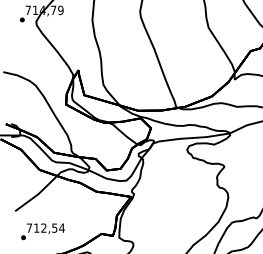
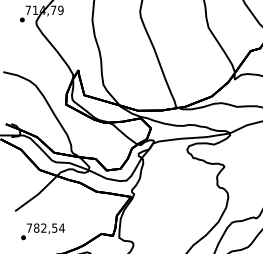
text: 712,54 -> 782,54 (36, 227)
